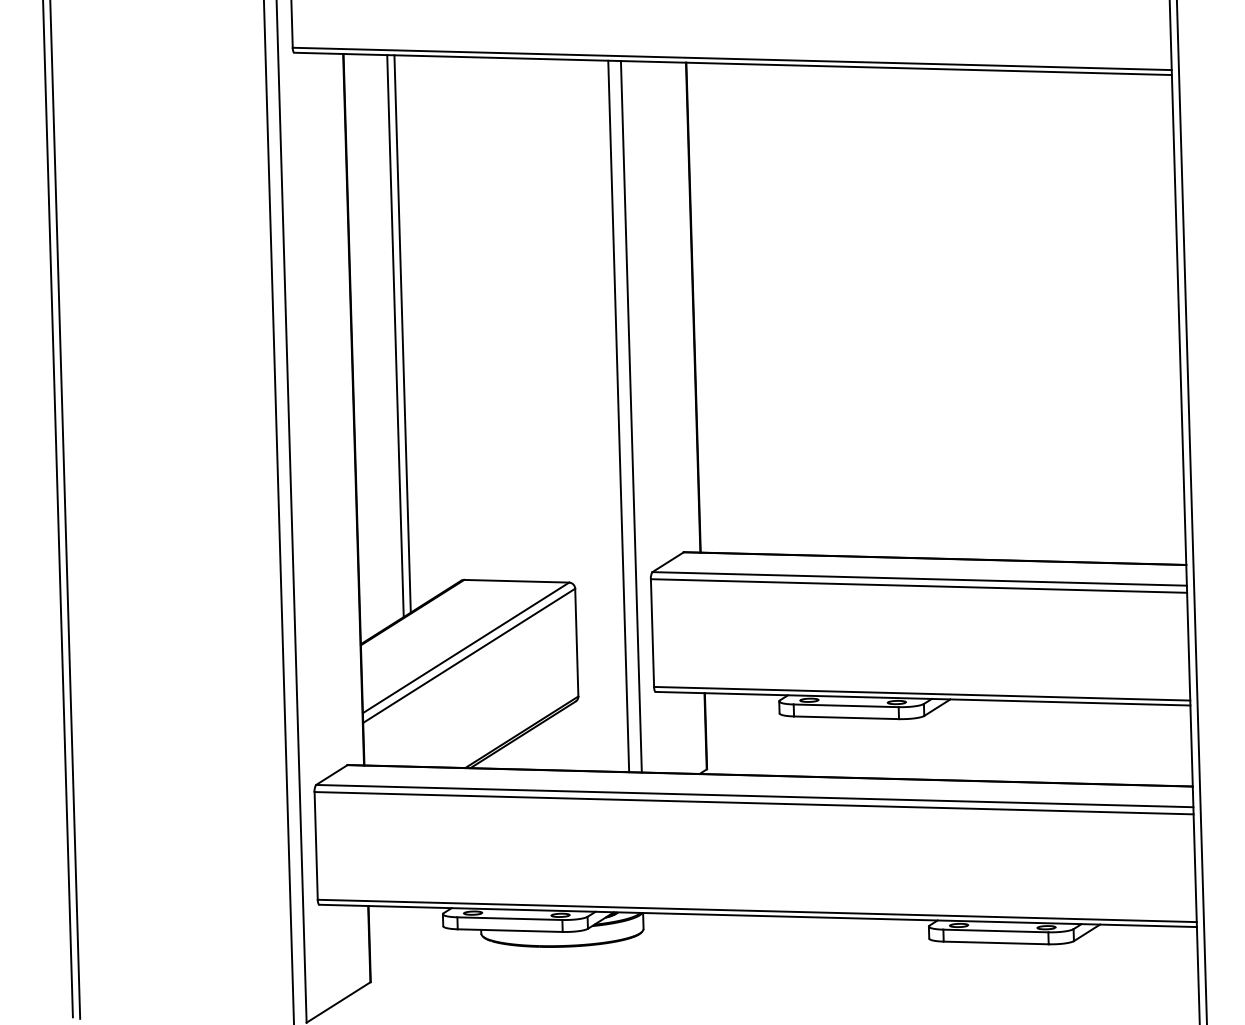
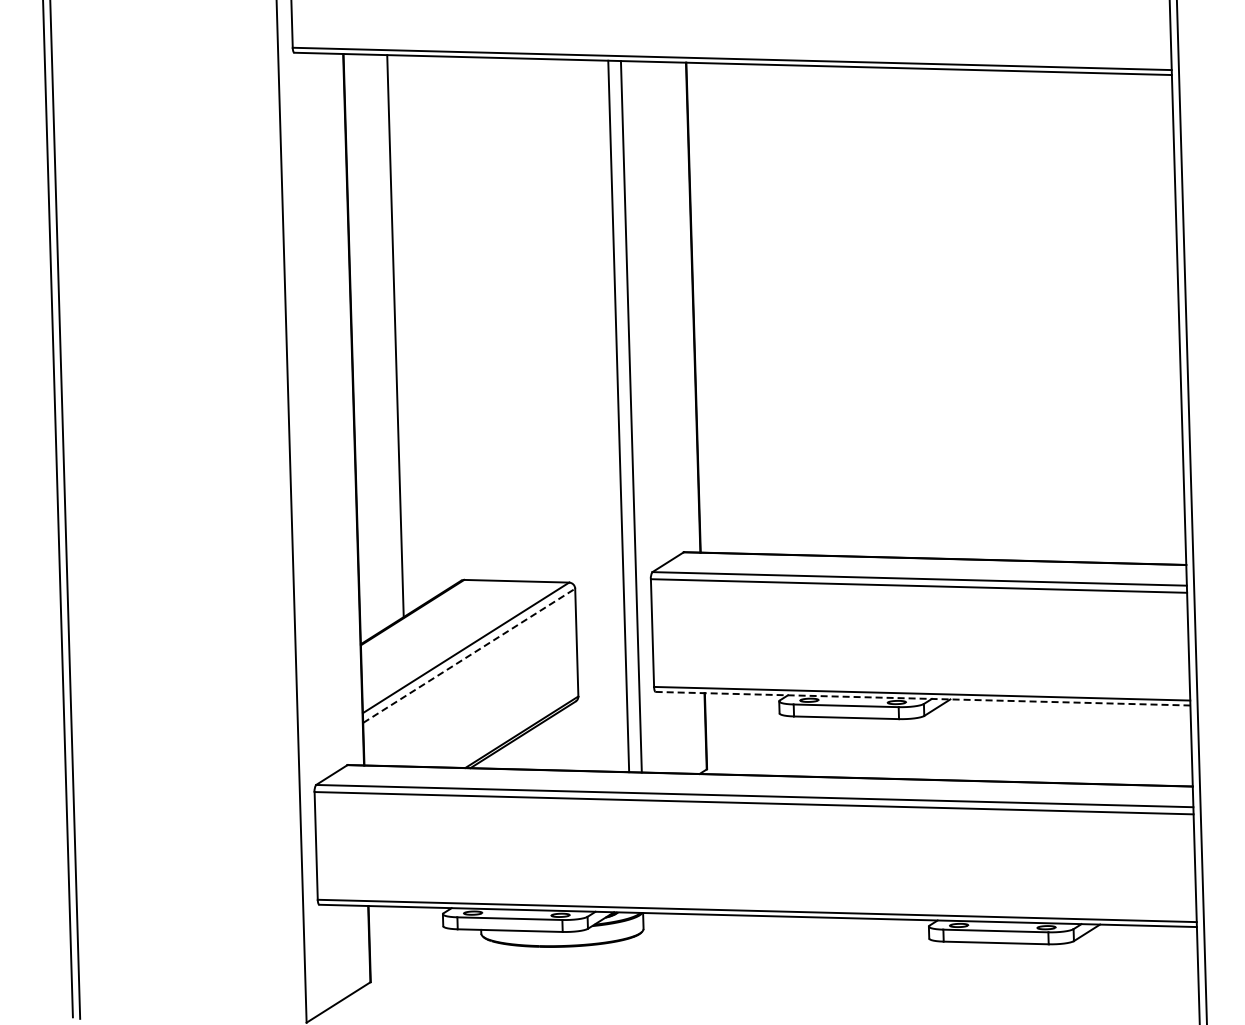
line: present -> none (402, 333)
line: present -> none (278, 511)
line: solid -> dashed (469, 655)
line: solid -> dashed (923, 698)
